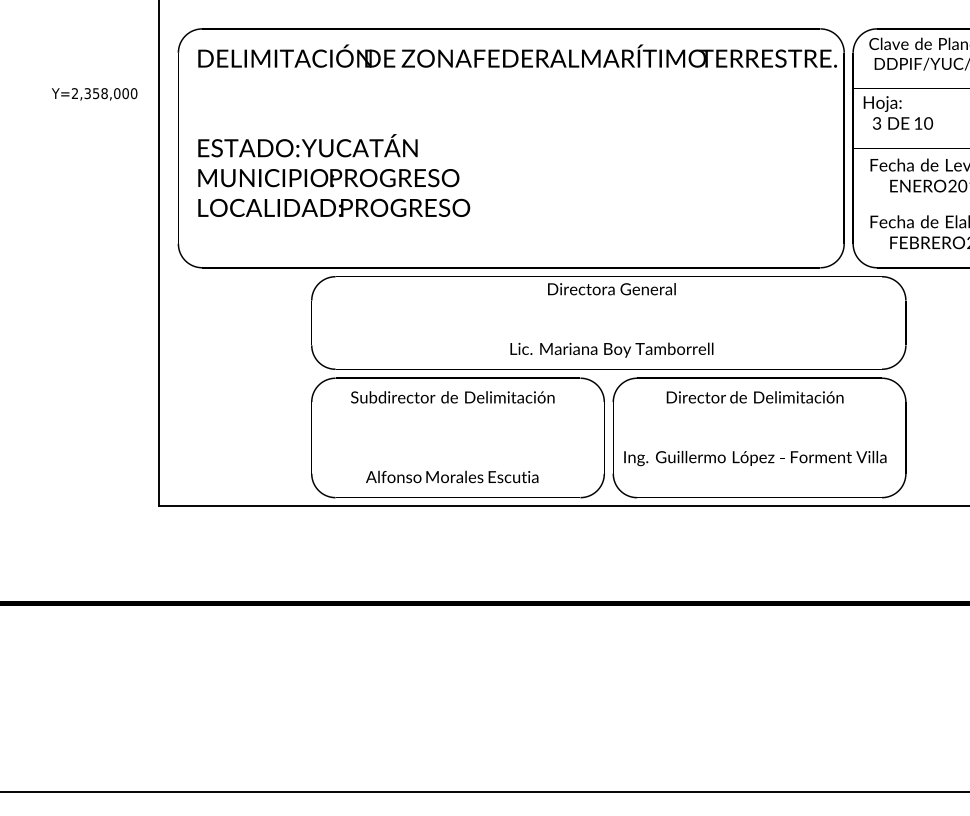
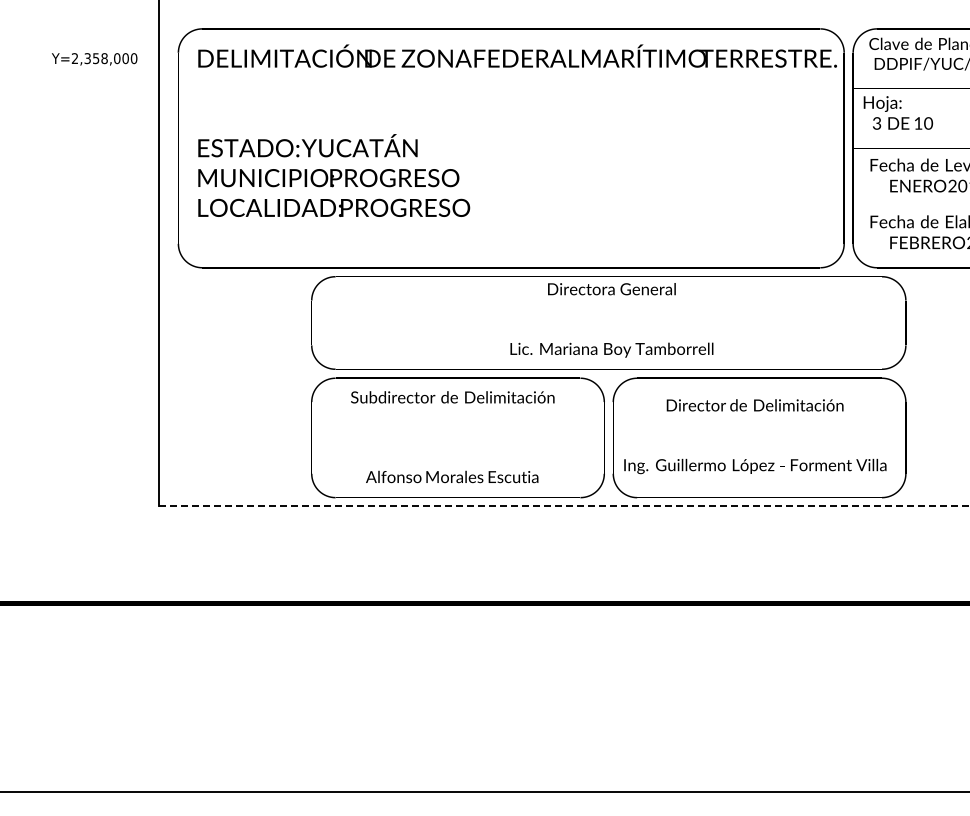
text position: (94, 94) -> (94, 59) (94, 59)
text position: (755, 428) -> (755, 436) (755, 436)
line: solid -> dashed (564, 506)
